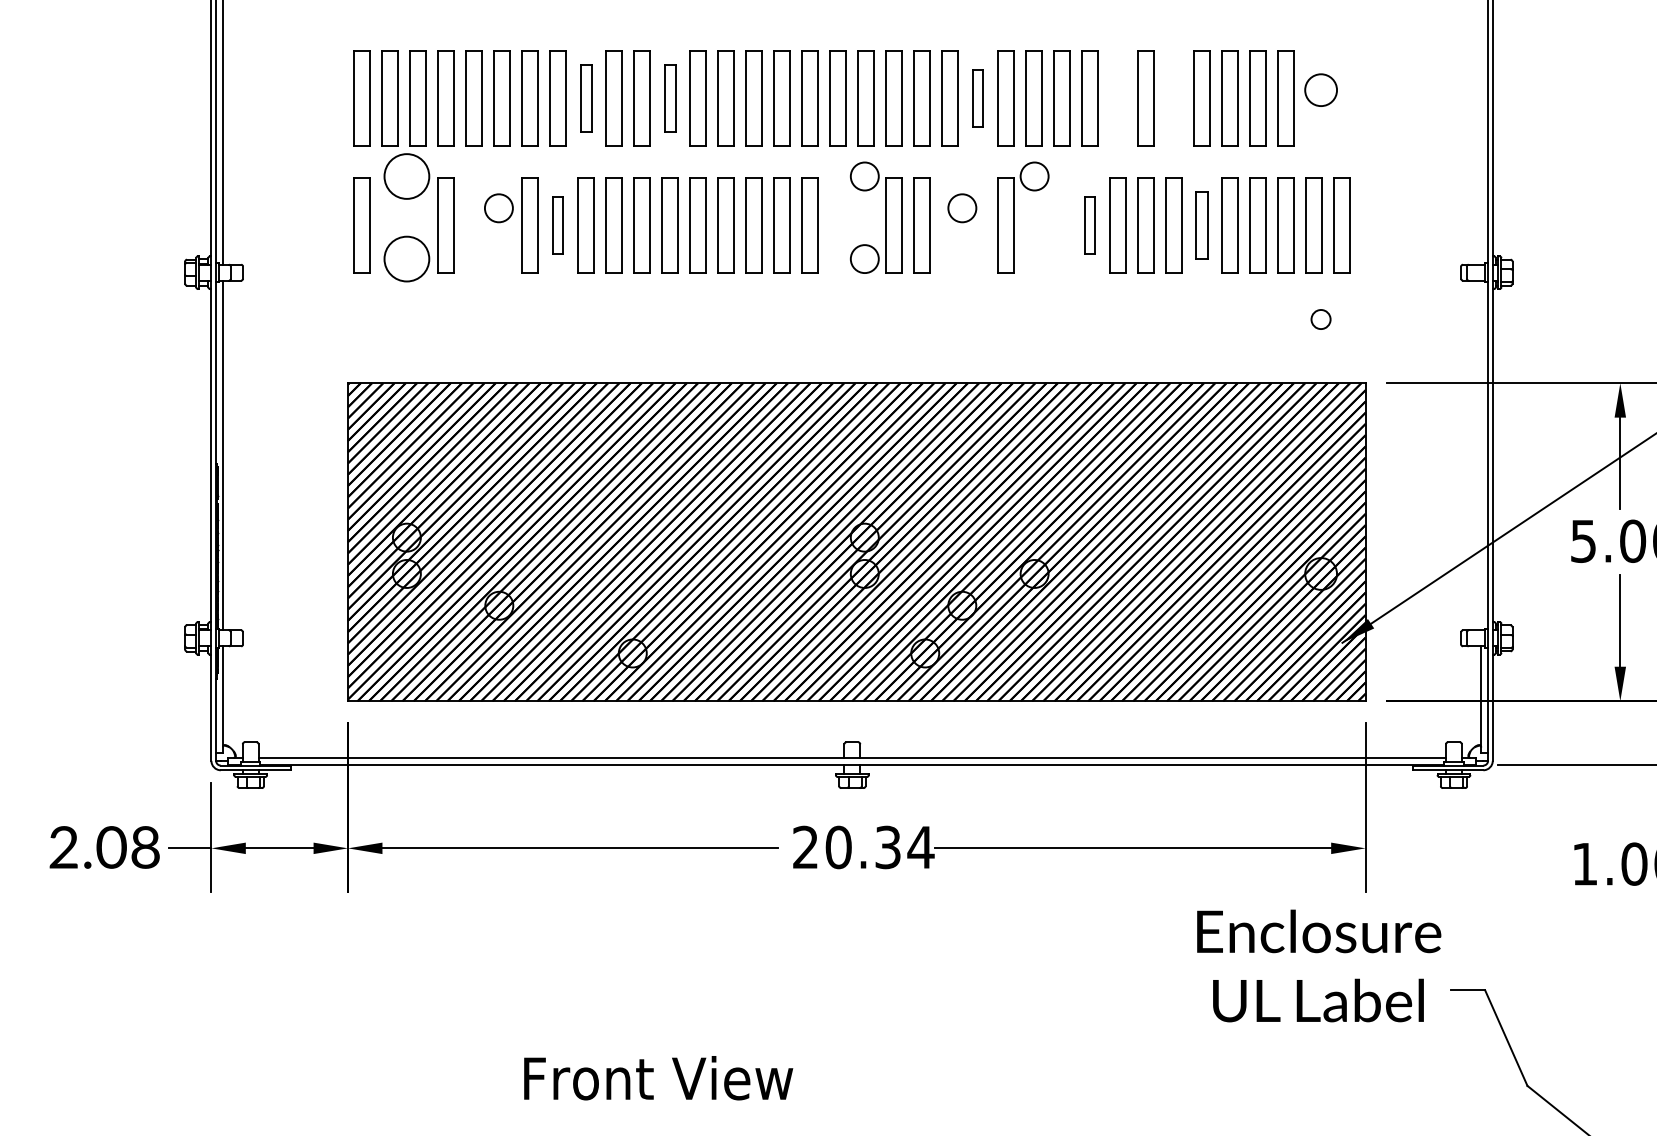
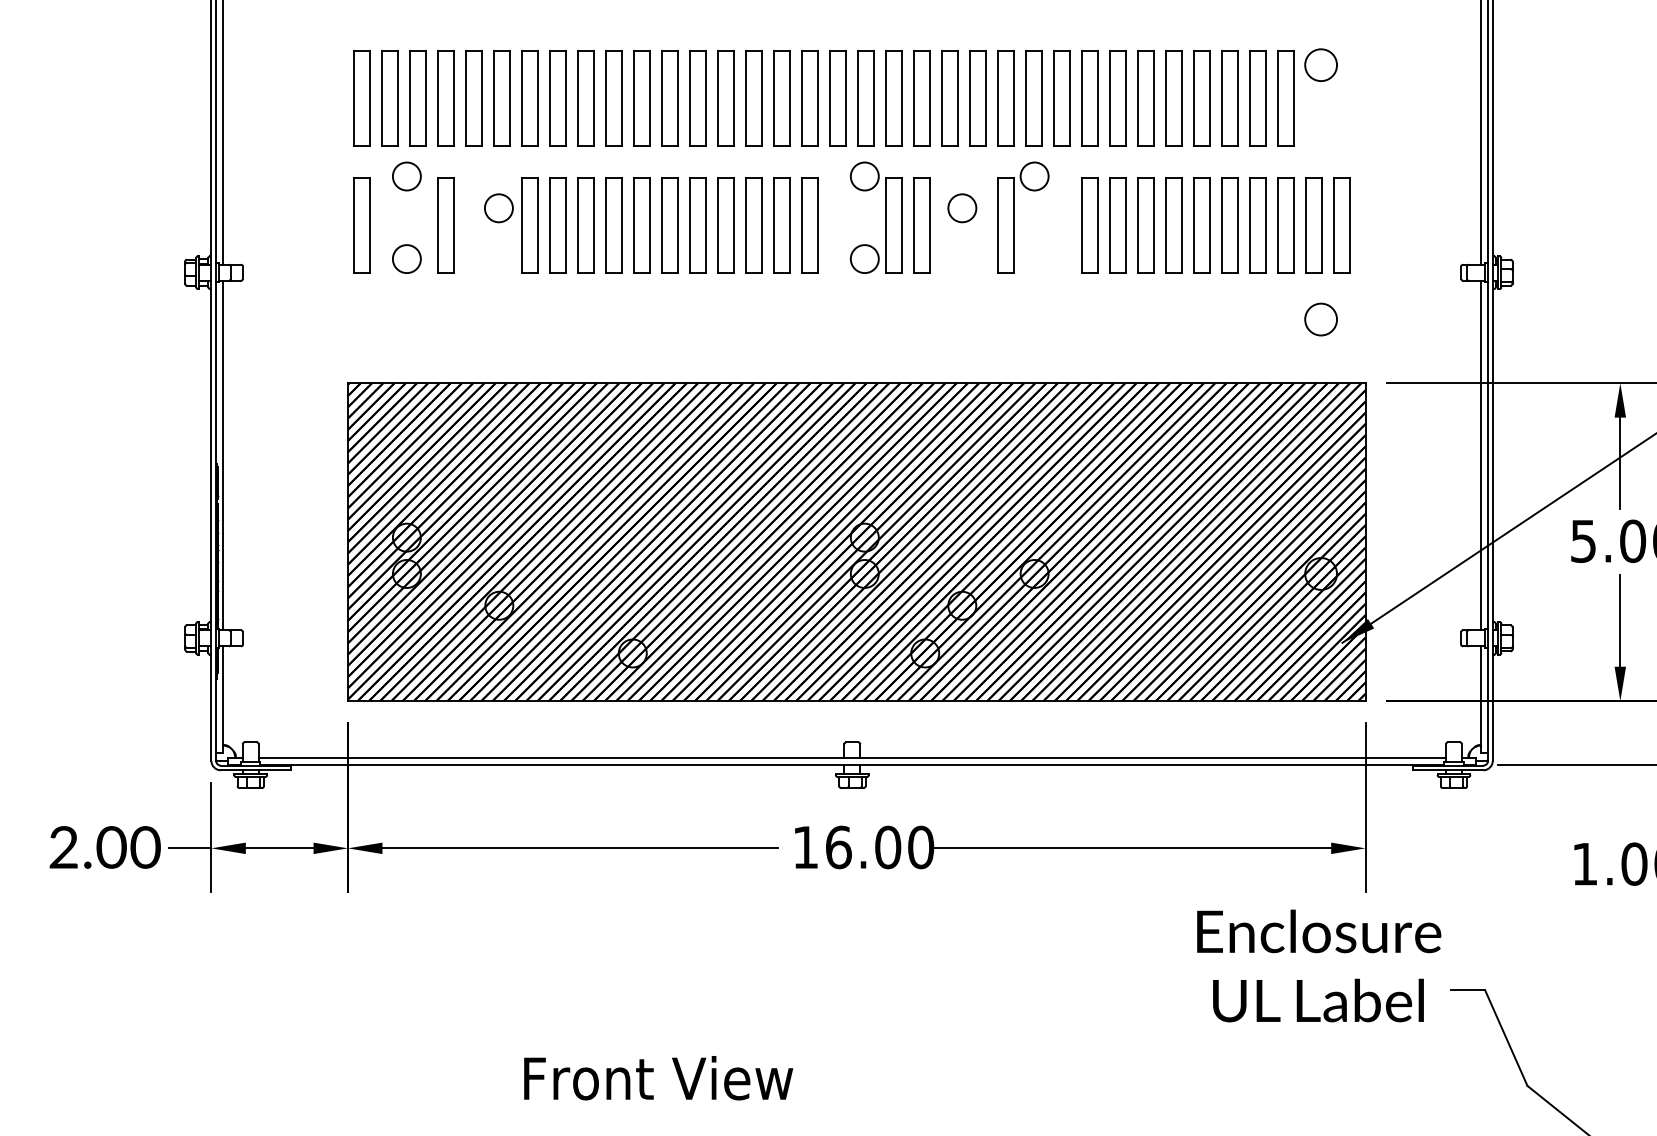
circle position: (1320, 89) -> (1320, 64) (1320, 64)
part size: 13x69 px -> 18x97 px (585, 98)
part size: 13x69 px -> 18x97 px (669, 98)
part size: 12x59 px -> 18x97 px (977, 98)
part: none -> present (1117, 98)
part: none -> present (1173, 98)
line: none -> present (1481, 133)
circle diameter: 45 px -> 28 px (406, 176)
part size: 12x59 px -> 18x97 px (557, 225)
part size: 12x59 px -> 18x97 px (1089, 225)
part size: 14x69 px -> 18x97 px (1201, 225)
circle diameter: 45 px -> 28 px (406, 259)
circle size: 22x21 px -> 34x35 px (1320, 319)
line: none -> present (1481, 455)
text: 2.08 -> 2.00 (145, 847)
text: 20.34 -> 16.00 (863, 847)
